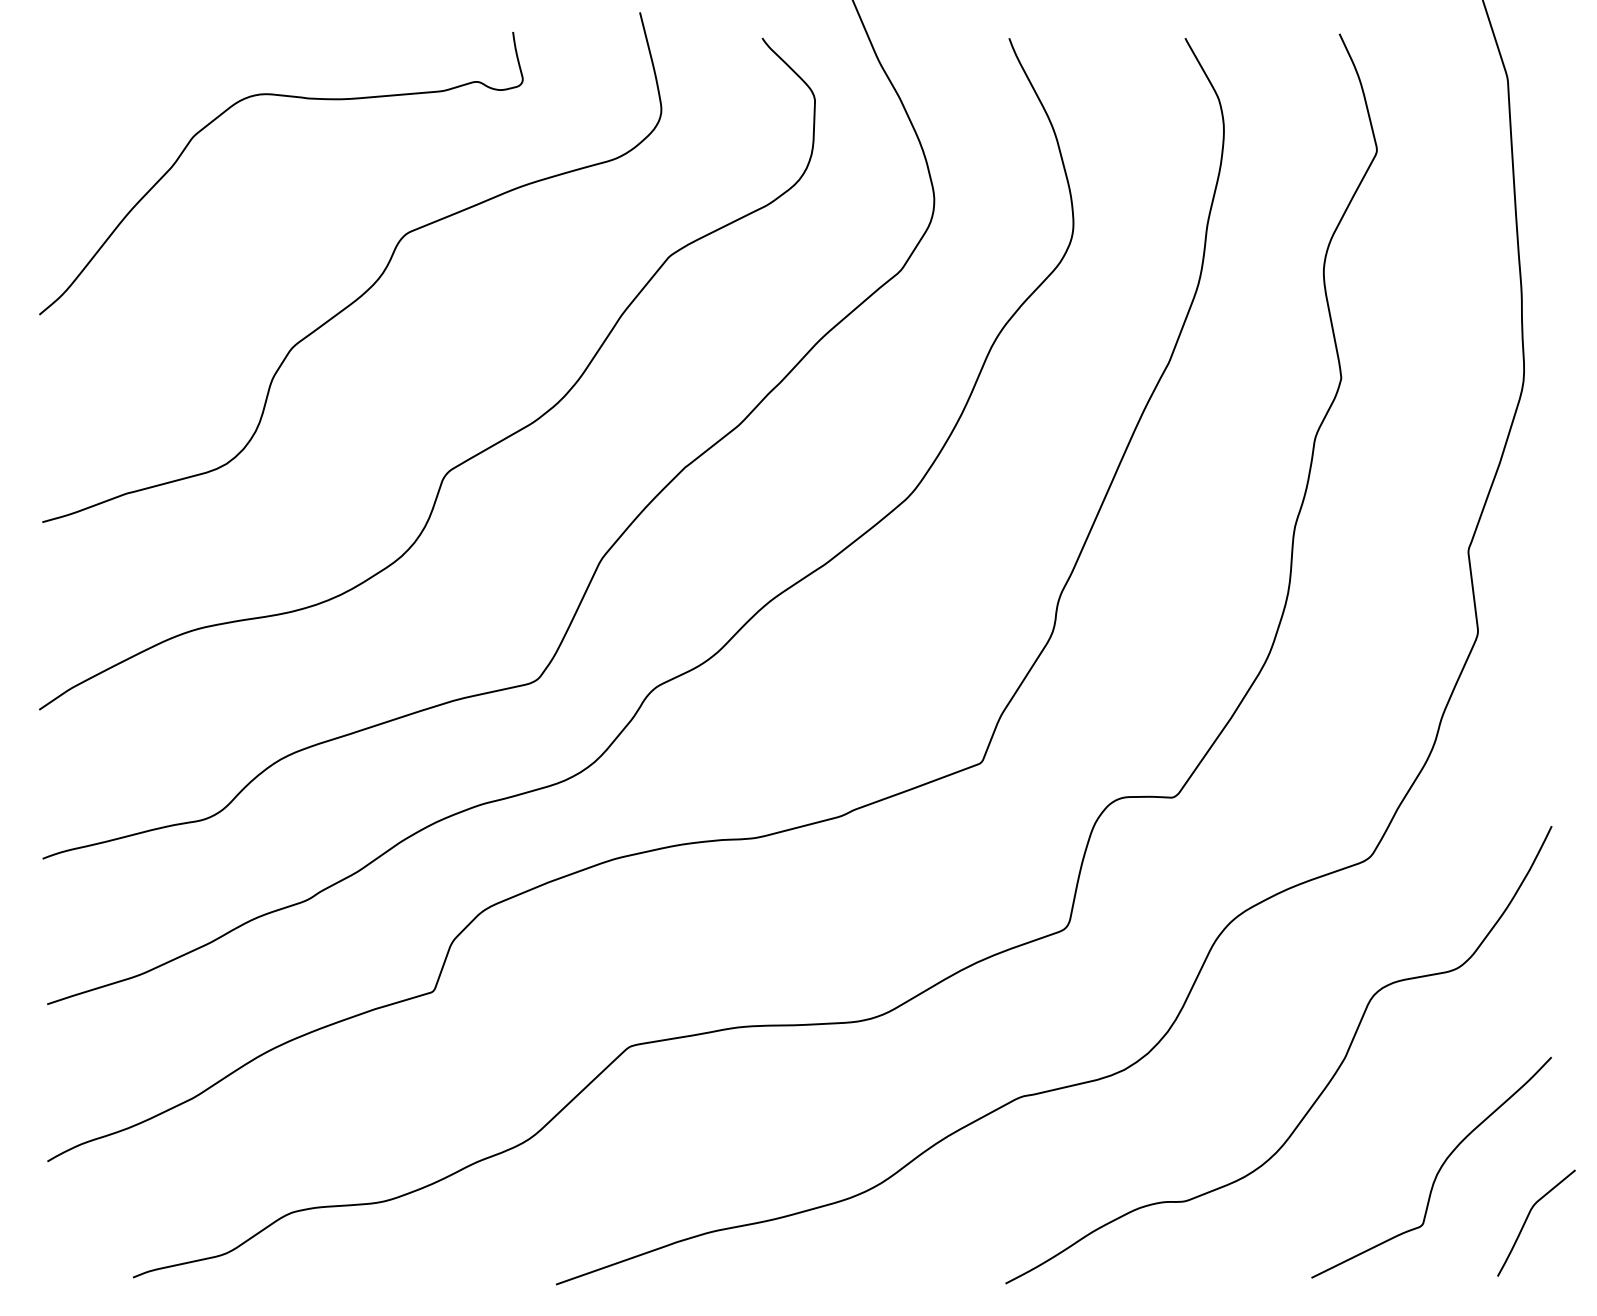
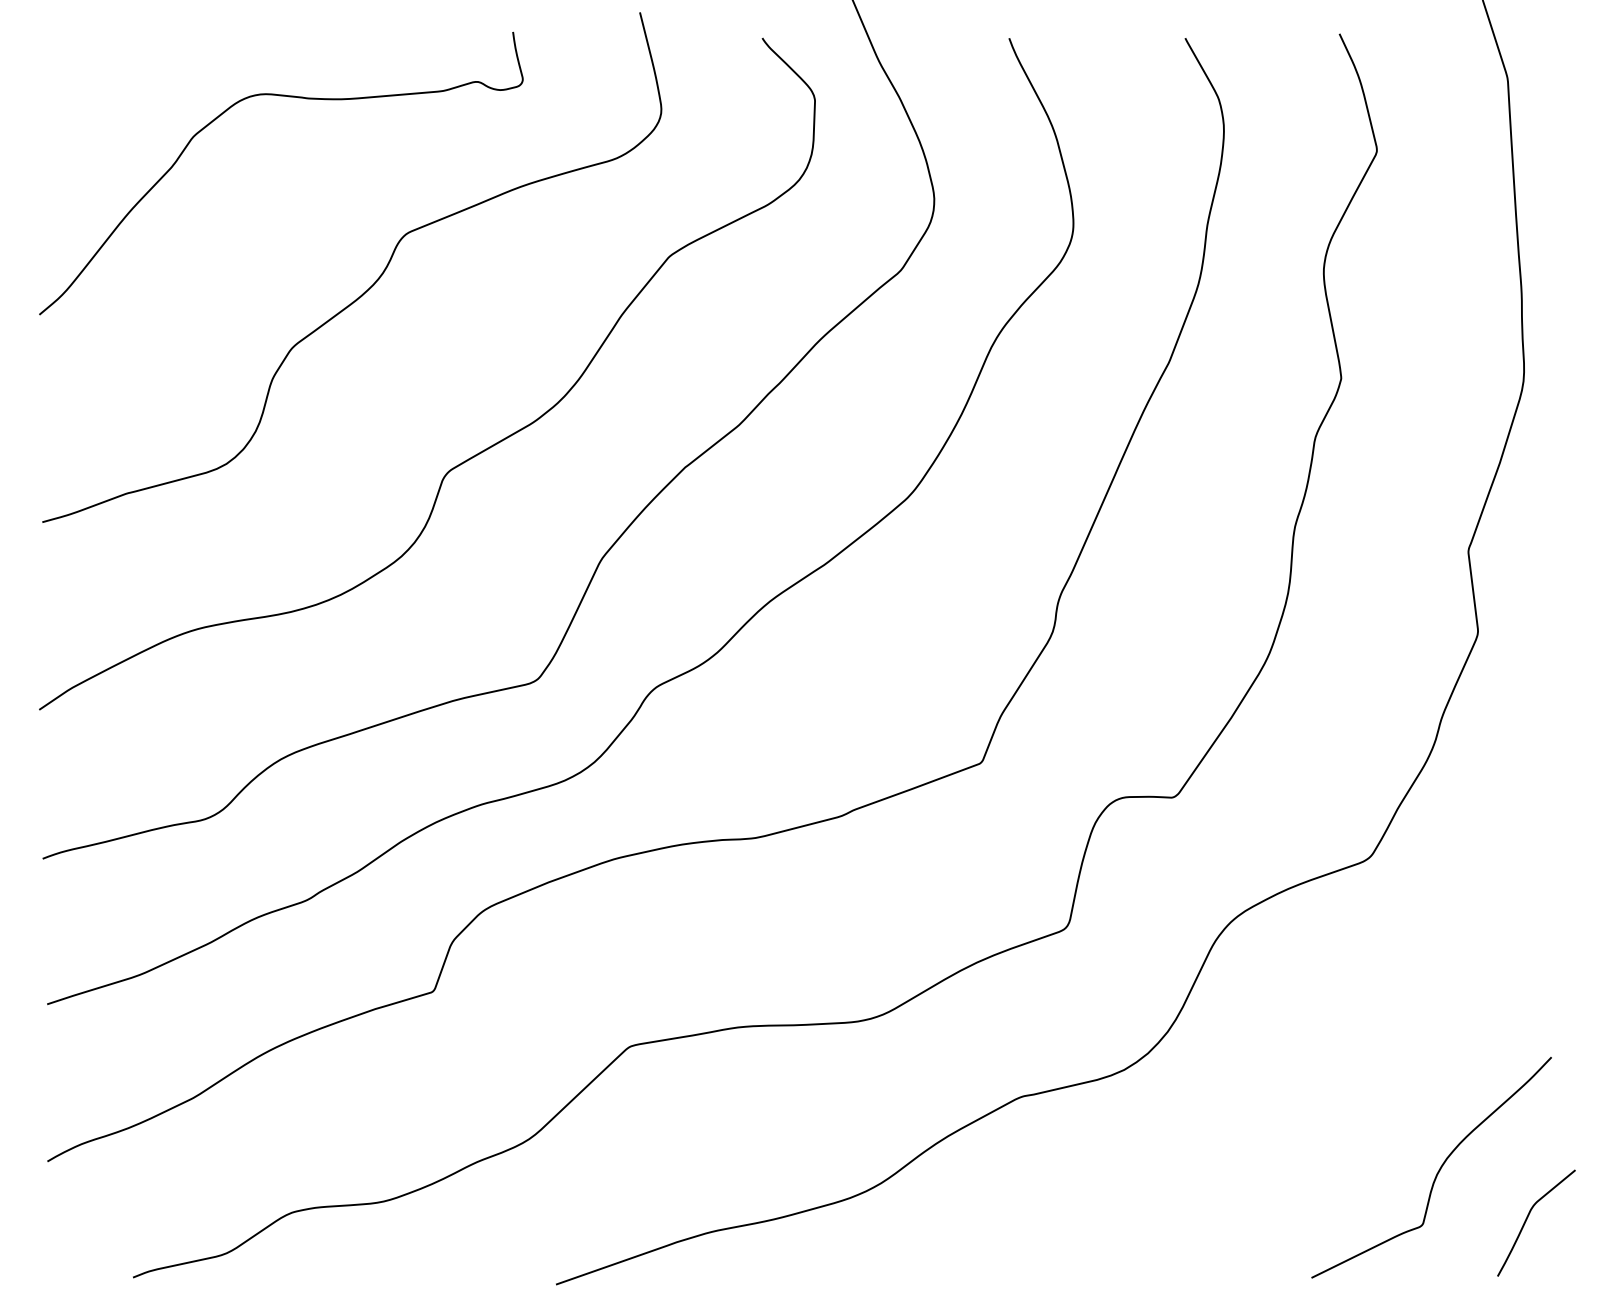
curve: present -> none (1324, 1087)
